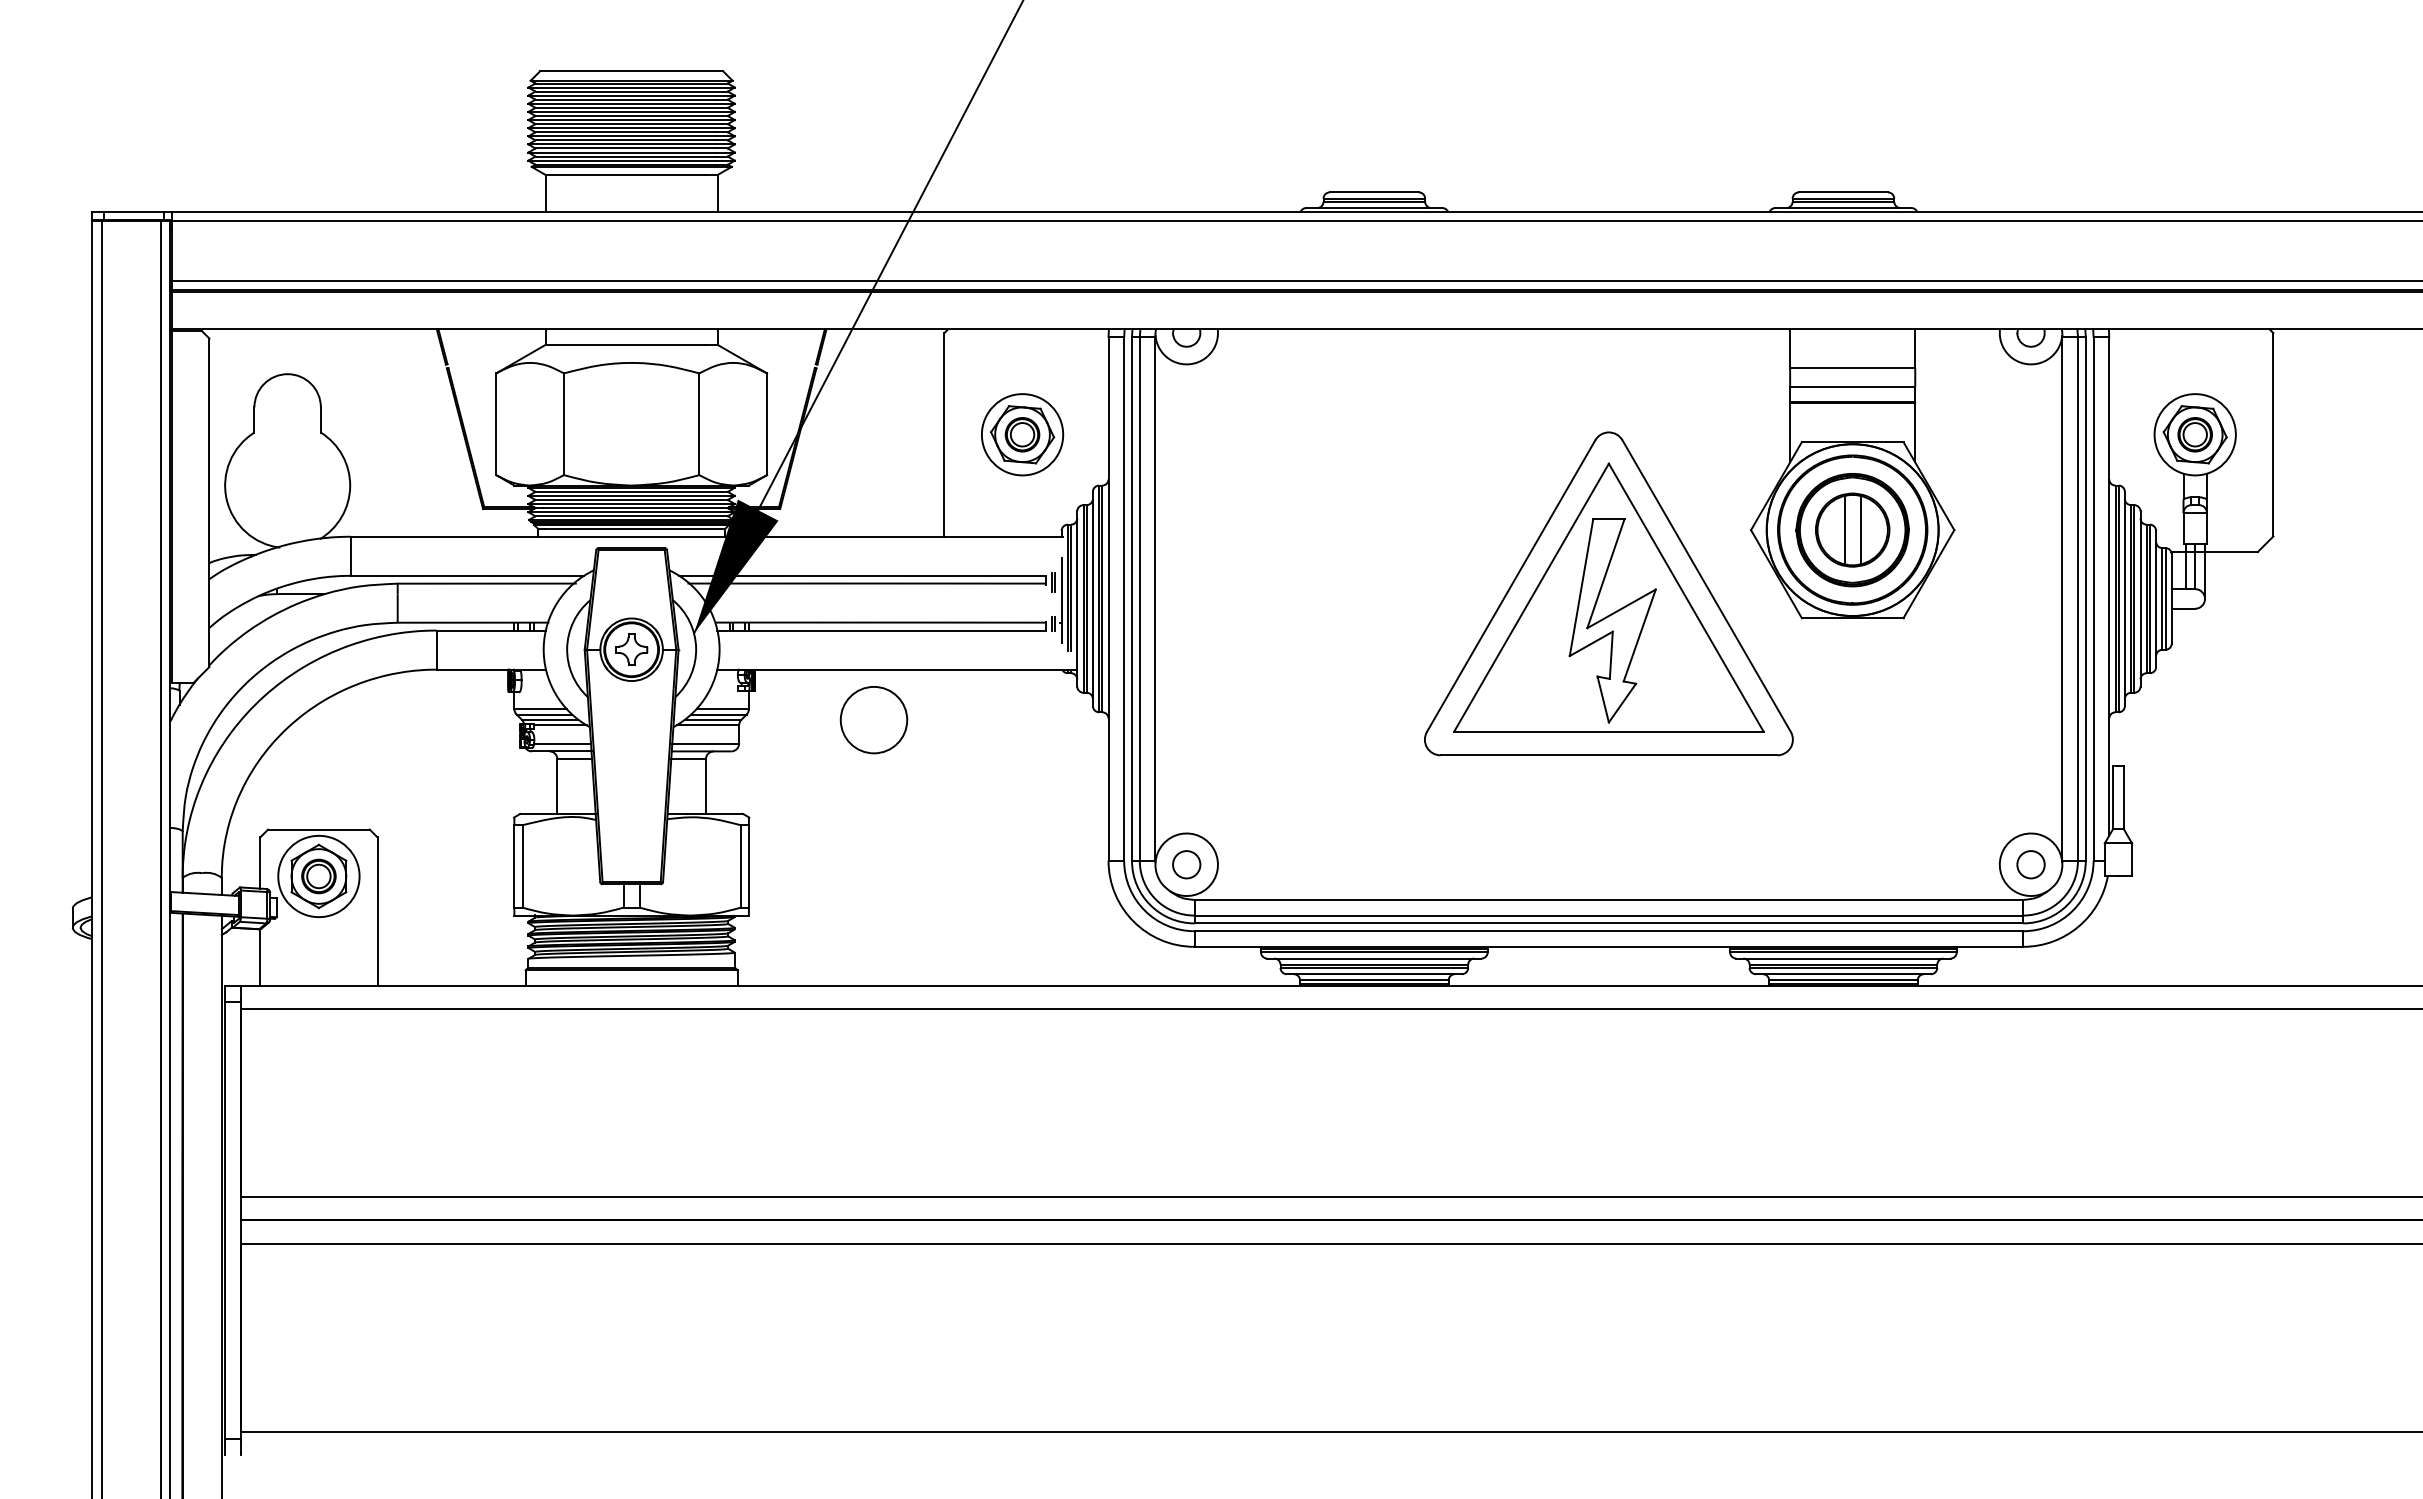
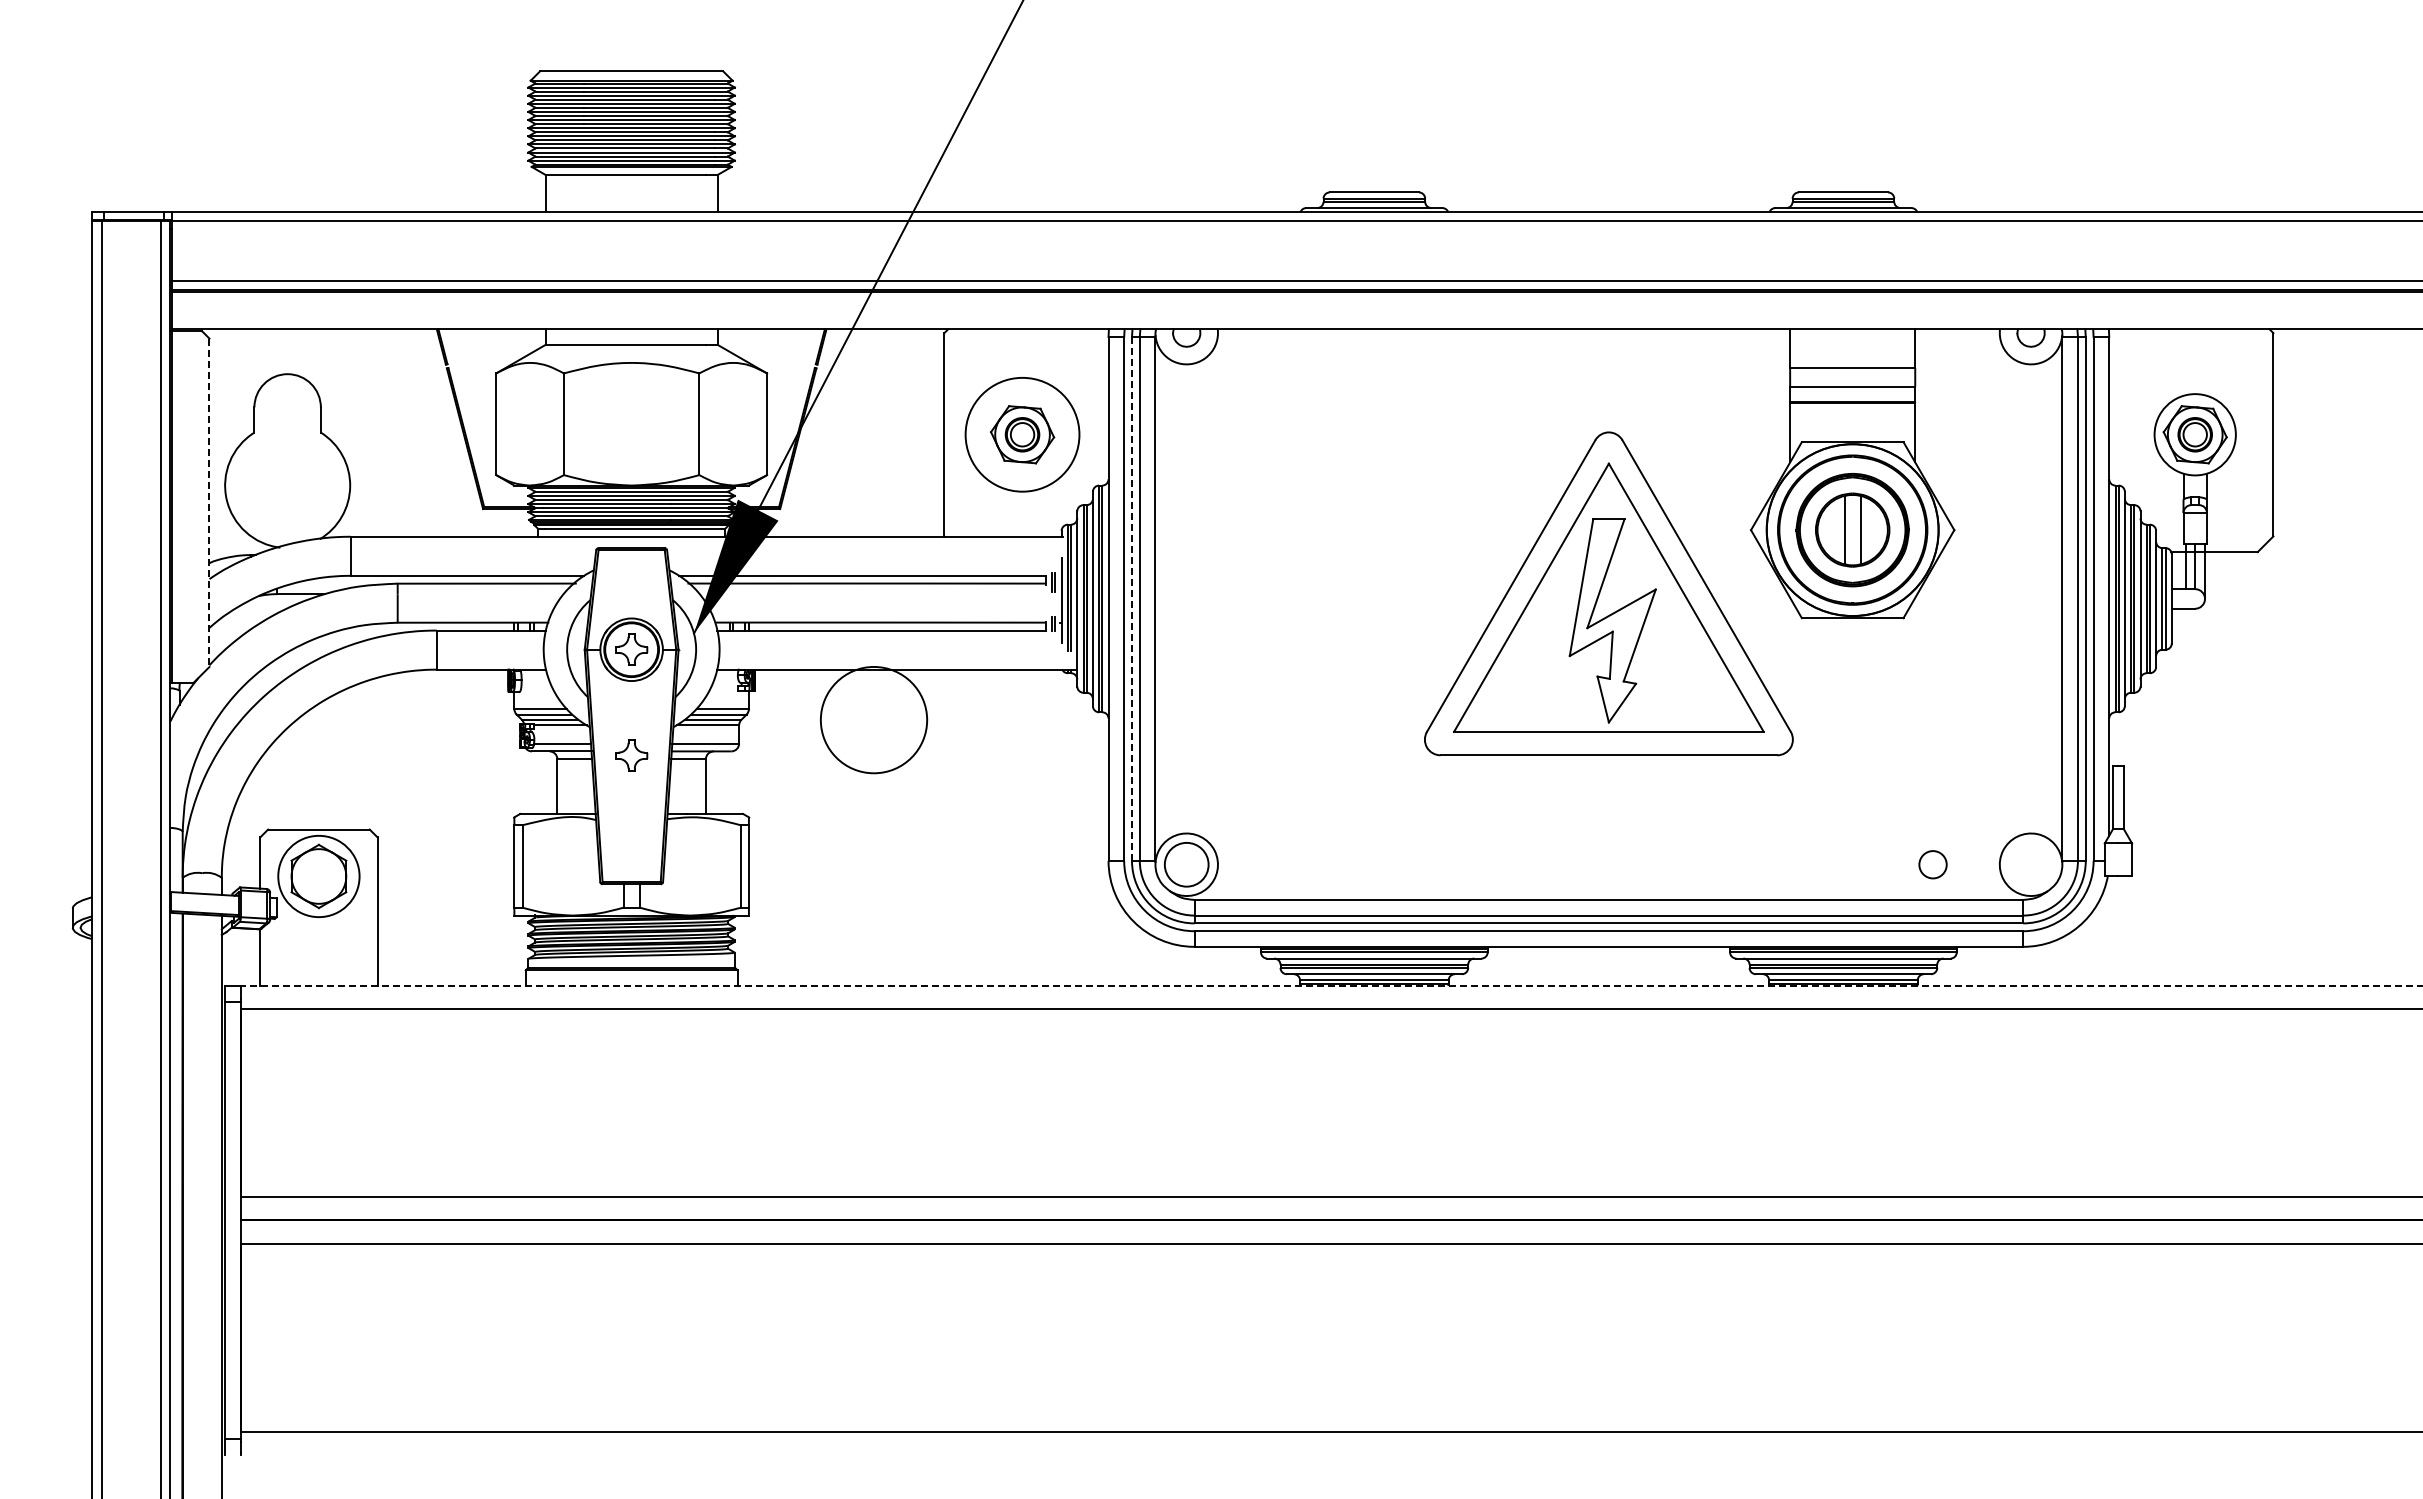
circle diameter: 81 px -> 114 px (1022, 434)
line: solid -> dashed (209, 503)
line: solid -> dashed (1132, 598)
circle diameter: 66 px -> 106 px (873, 719)
part: none -> present (631, 755)
circle diameter: 27 px -> 44 px (1186, 864)
circle position: (2030, 864) -> (1932, 864) (1932, 864)
part: present -> none (318, 876)
line: solid -> dashed (1331, 985)
